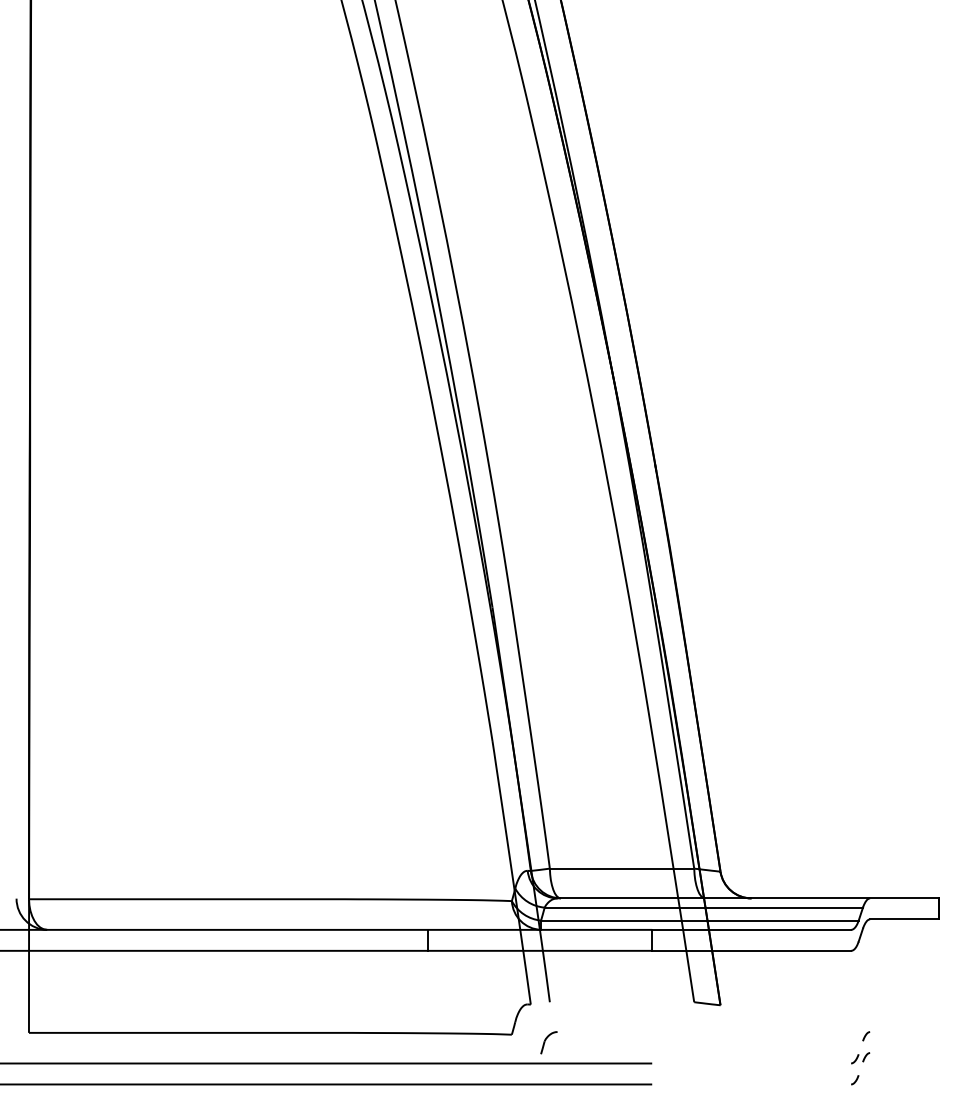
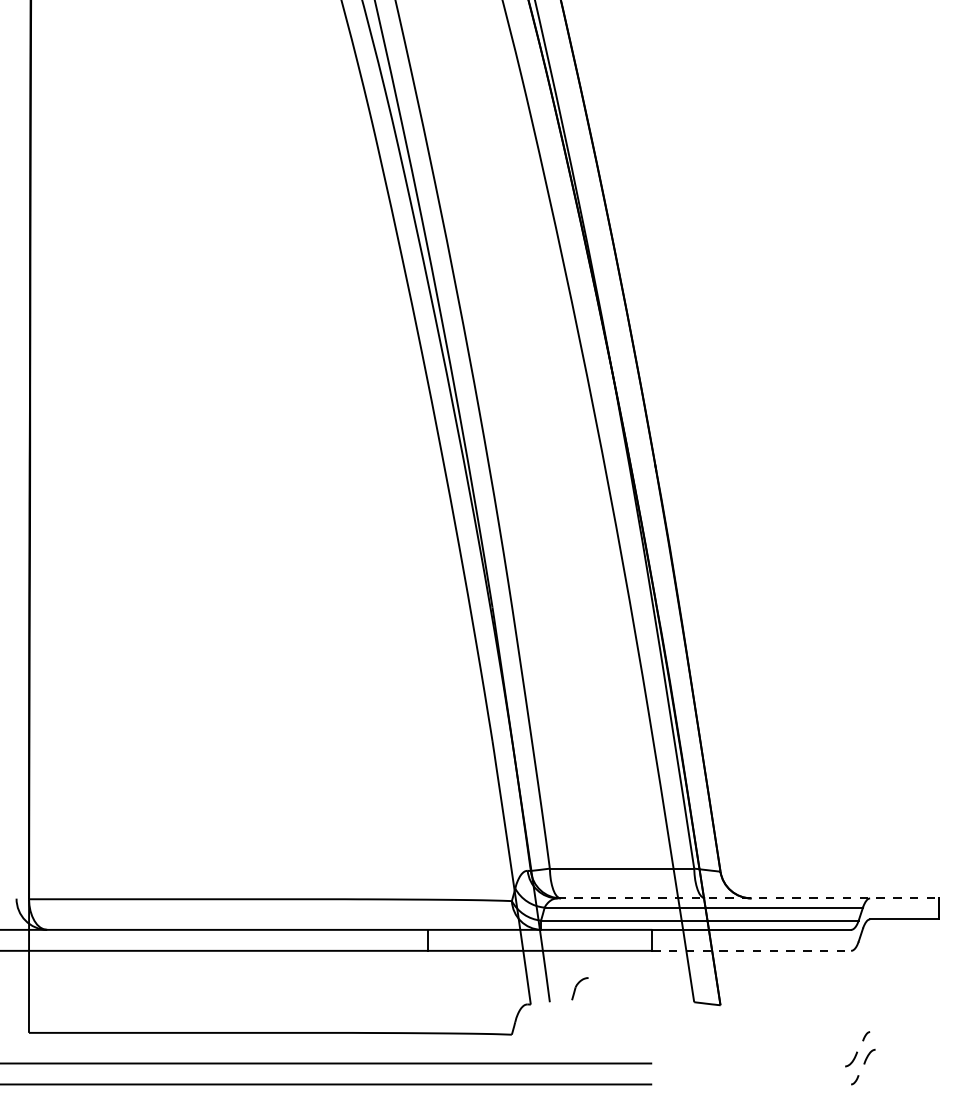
line: solid -> dashed (748, 898)
line: solid -> dashed (752, 950)
part position: (548, 1042) -> (579, 988) (579, 988)
part size: 20x13 px -> 31x19 px (860, 1058)
